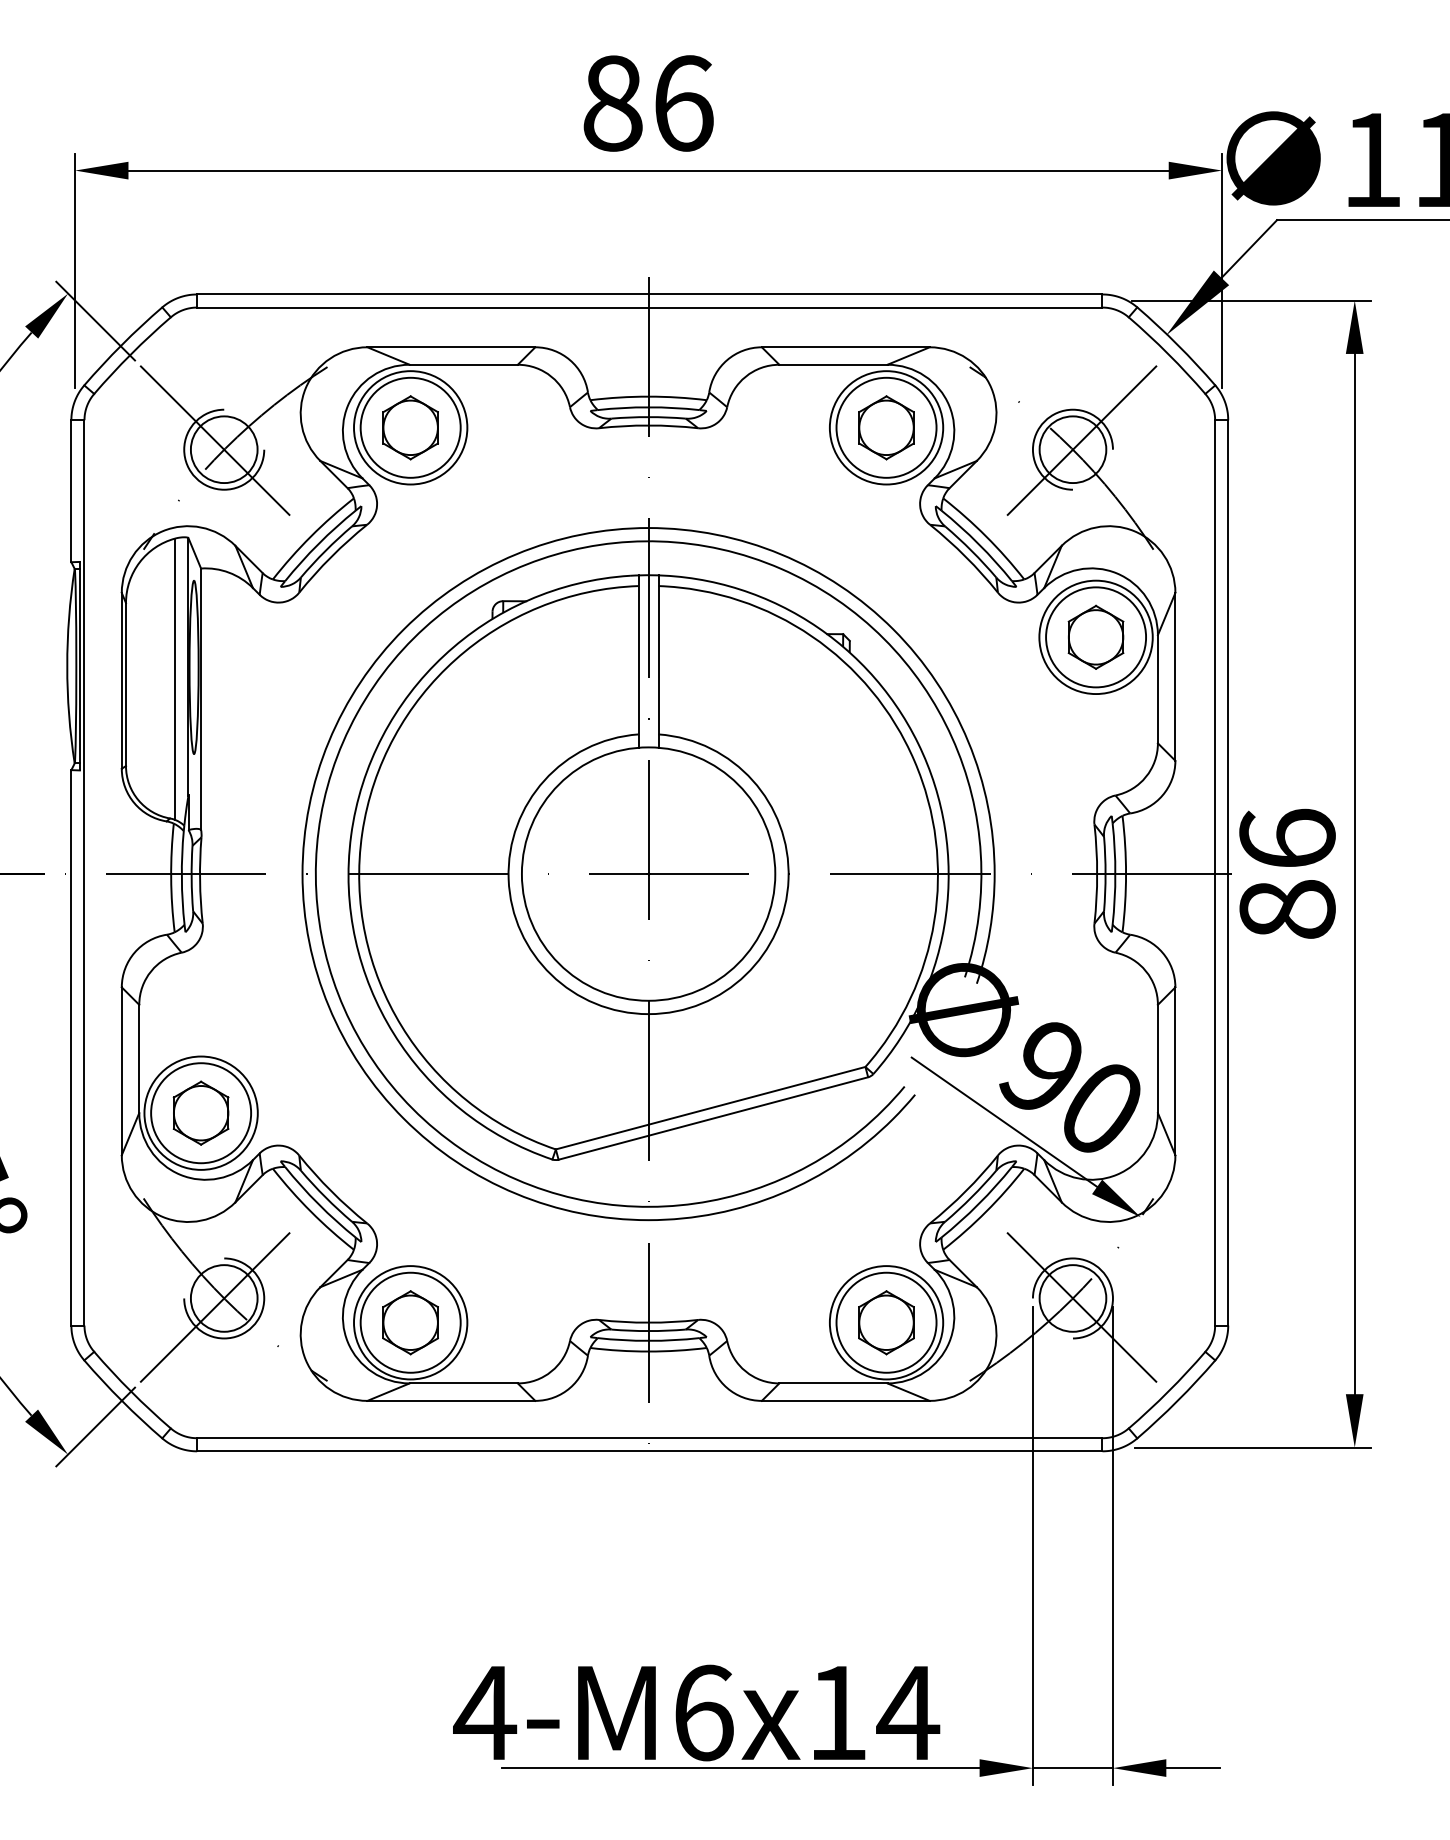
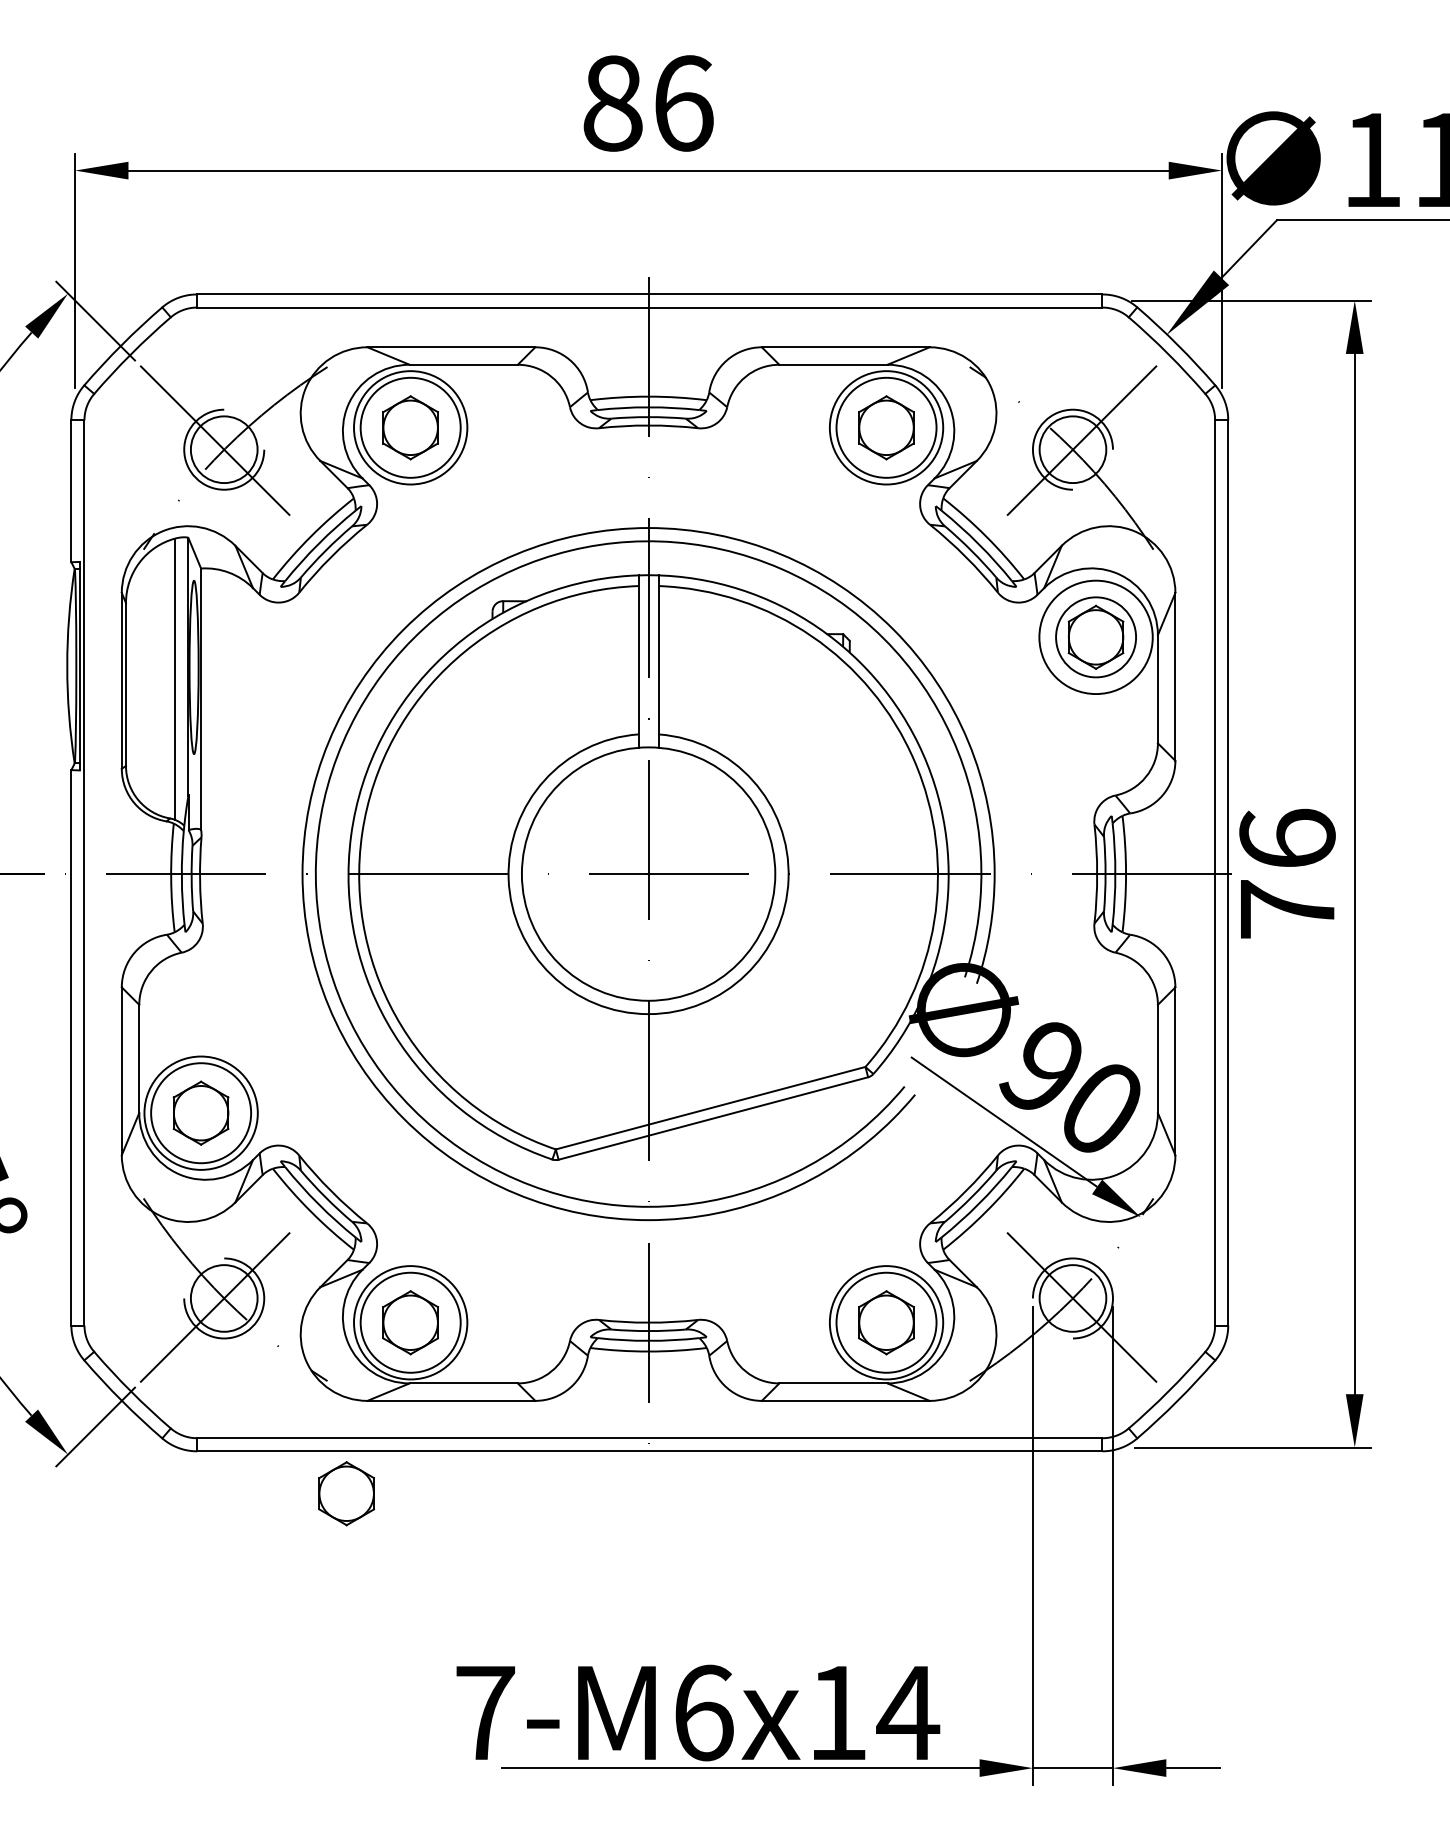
circle diameter: 100 px -> 80 px (1096, 637)
text: 86 -> 76 (1287, 909)
part: none -> present (346, 1493)
text: 4-M6x14 -> 7-M6x14 (485, 1712)
